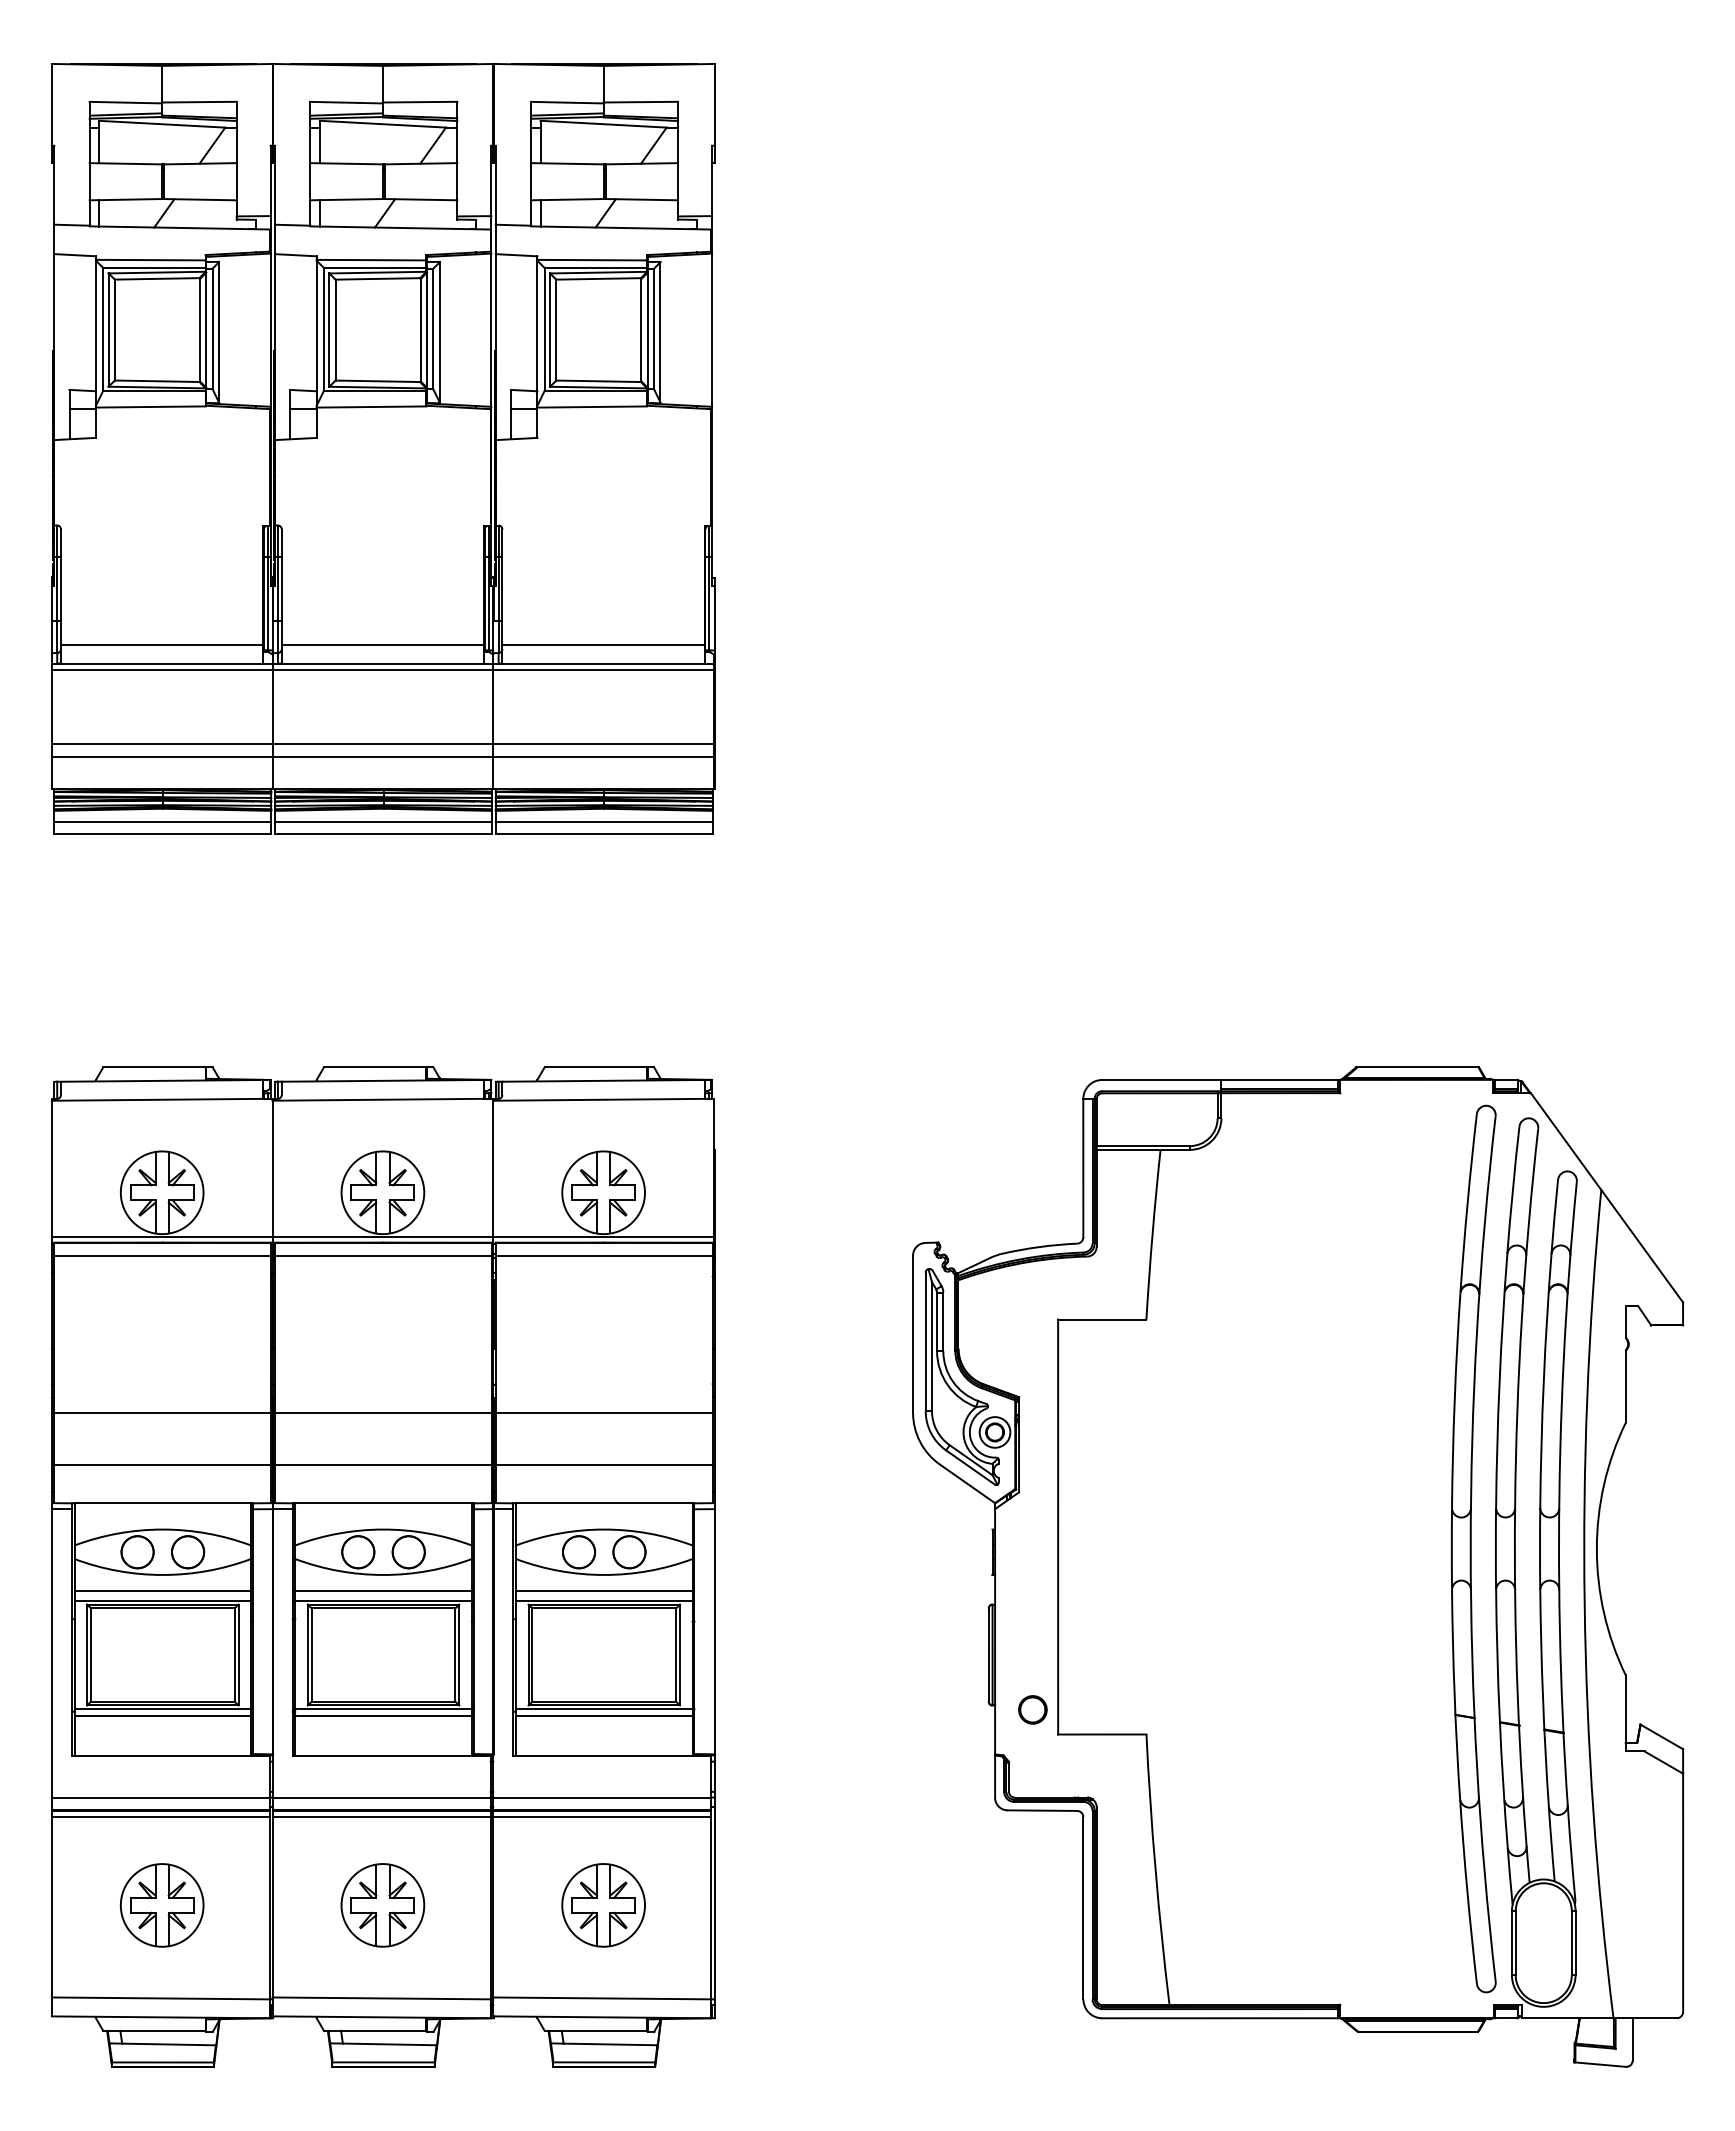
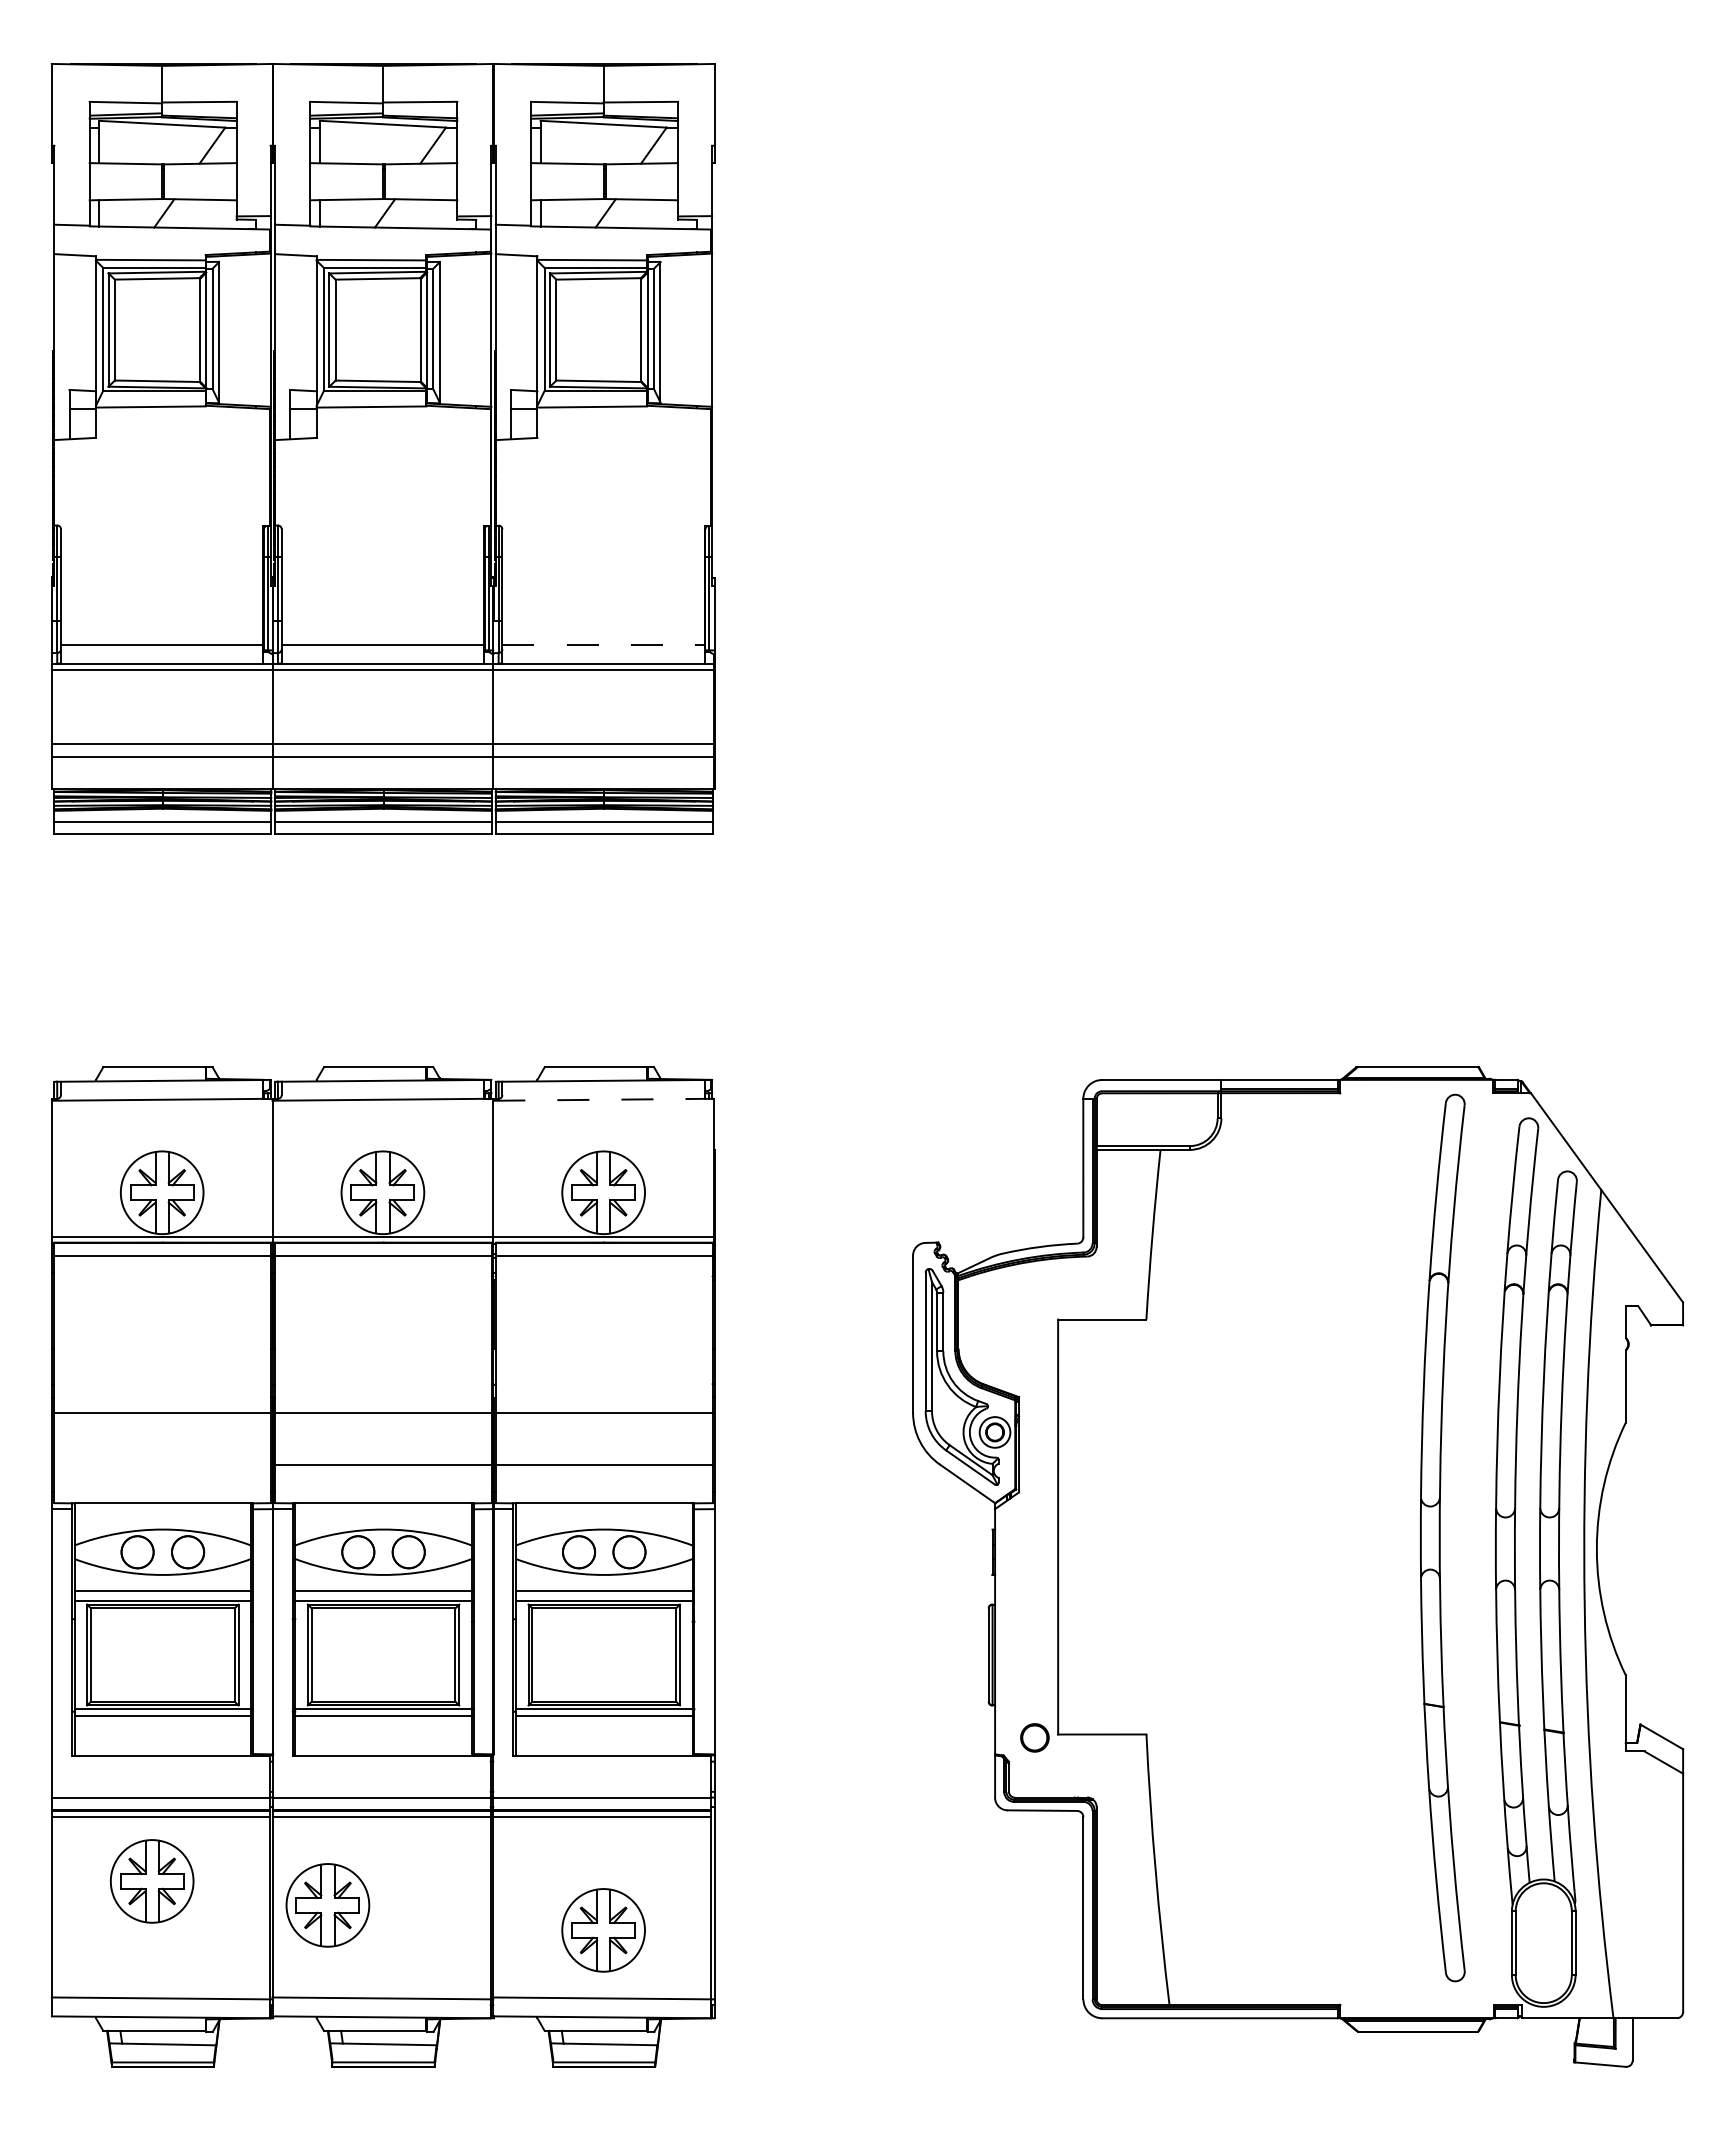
line: solid -> dashed (604, 644)
line: solid -> dashed (599, 1099)
line: present -> none (162, 1464)
part position: (1473, 1548) -> (1442, 1537) (1442, 1537)
circle position: (1032, 1709) -> (1034, 1737) (1034, 1737)
part position: (161, 1905) -> (151, 1881) (151, 1881)
part position: (382, 1905) -> (327, 1905) (327, 1905)
part position: (603, 1905) -> (603, 1930) (603, 1930)
